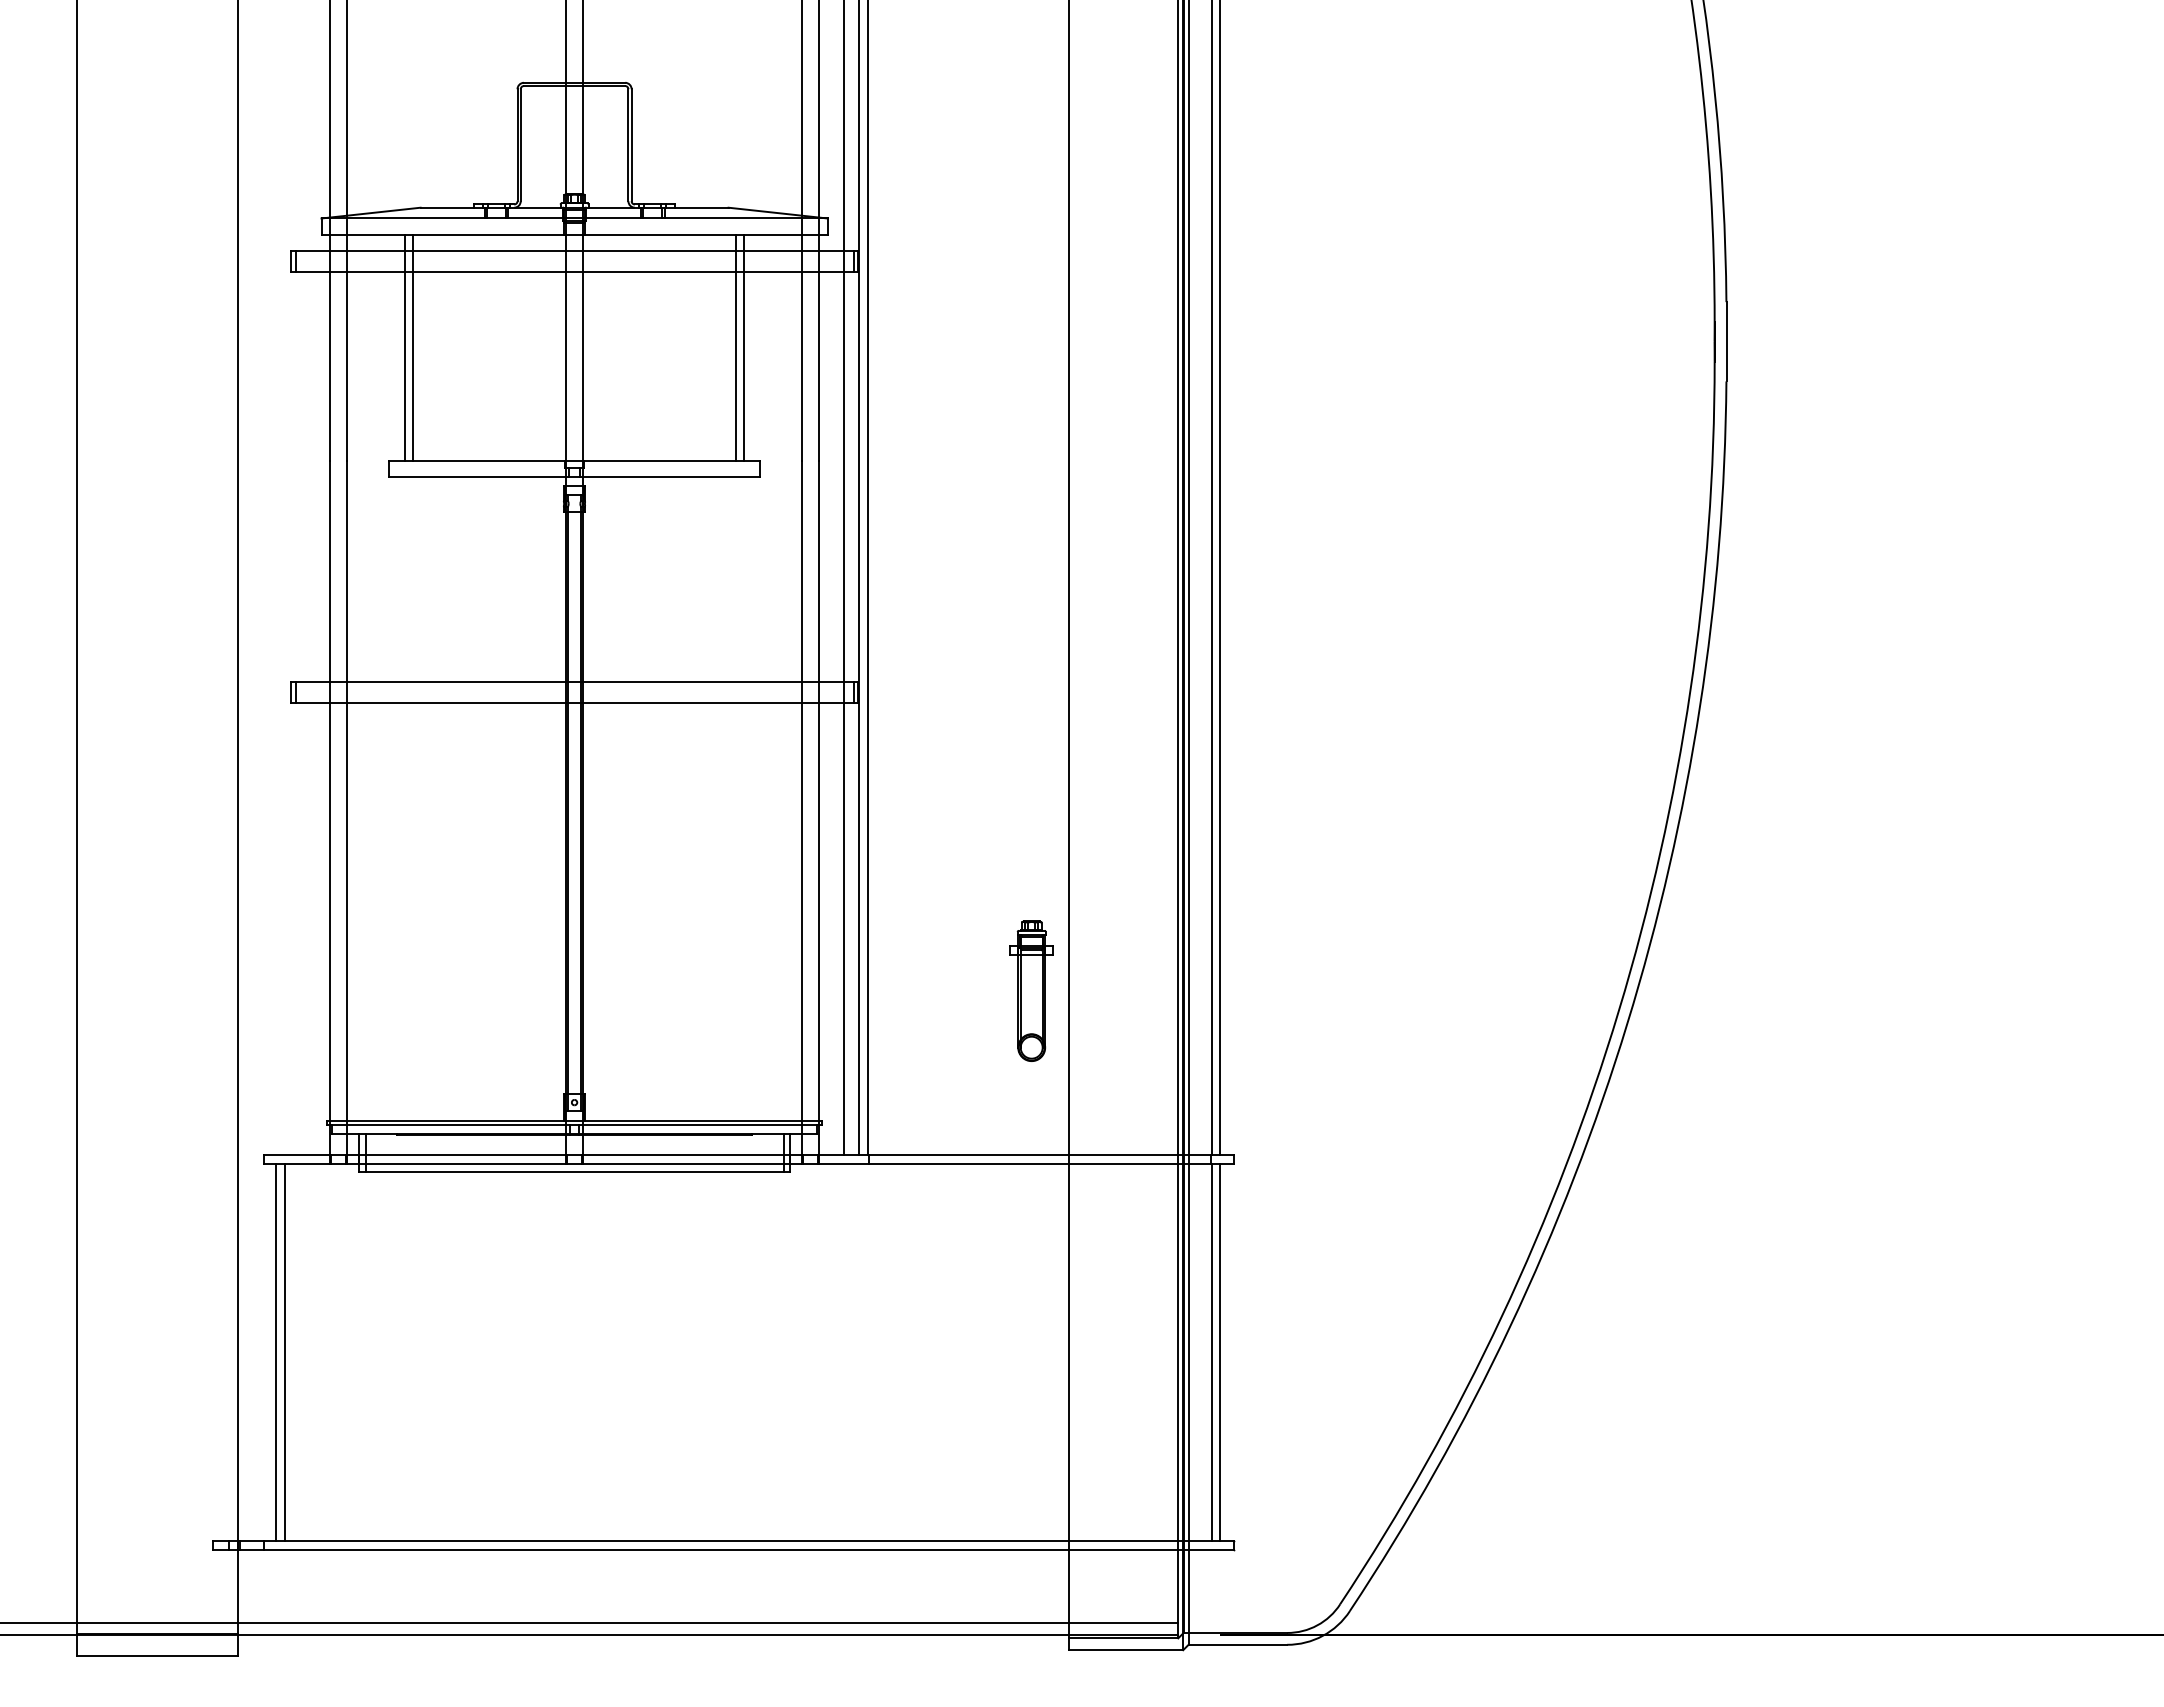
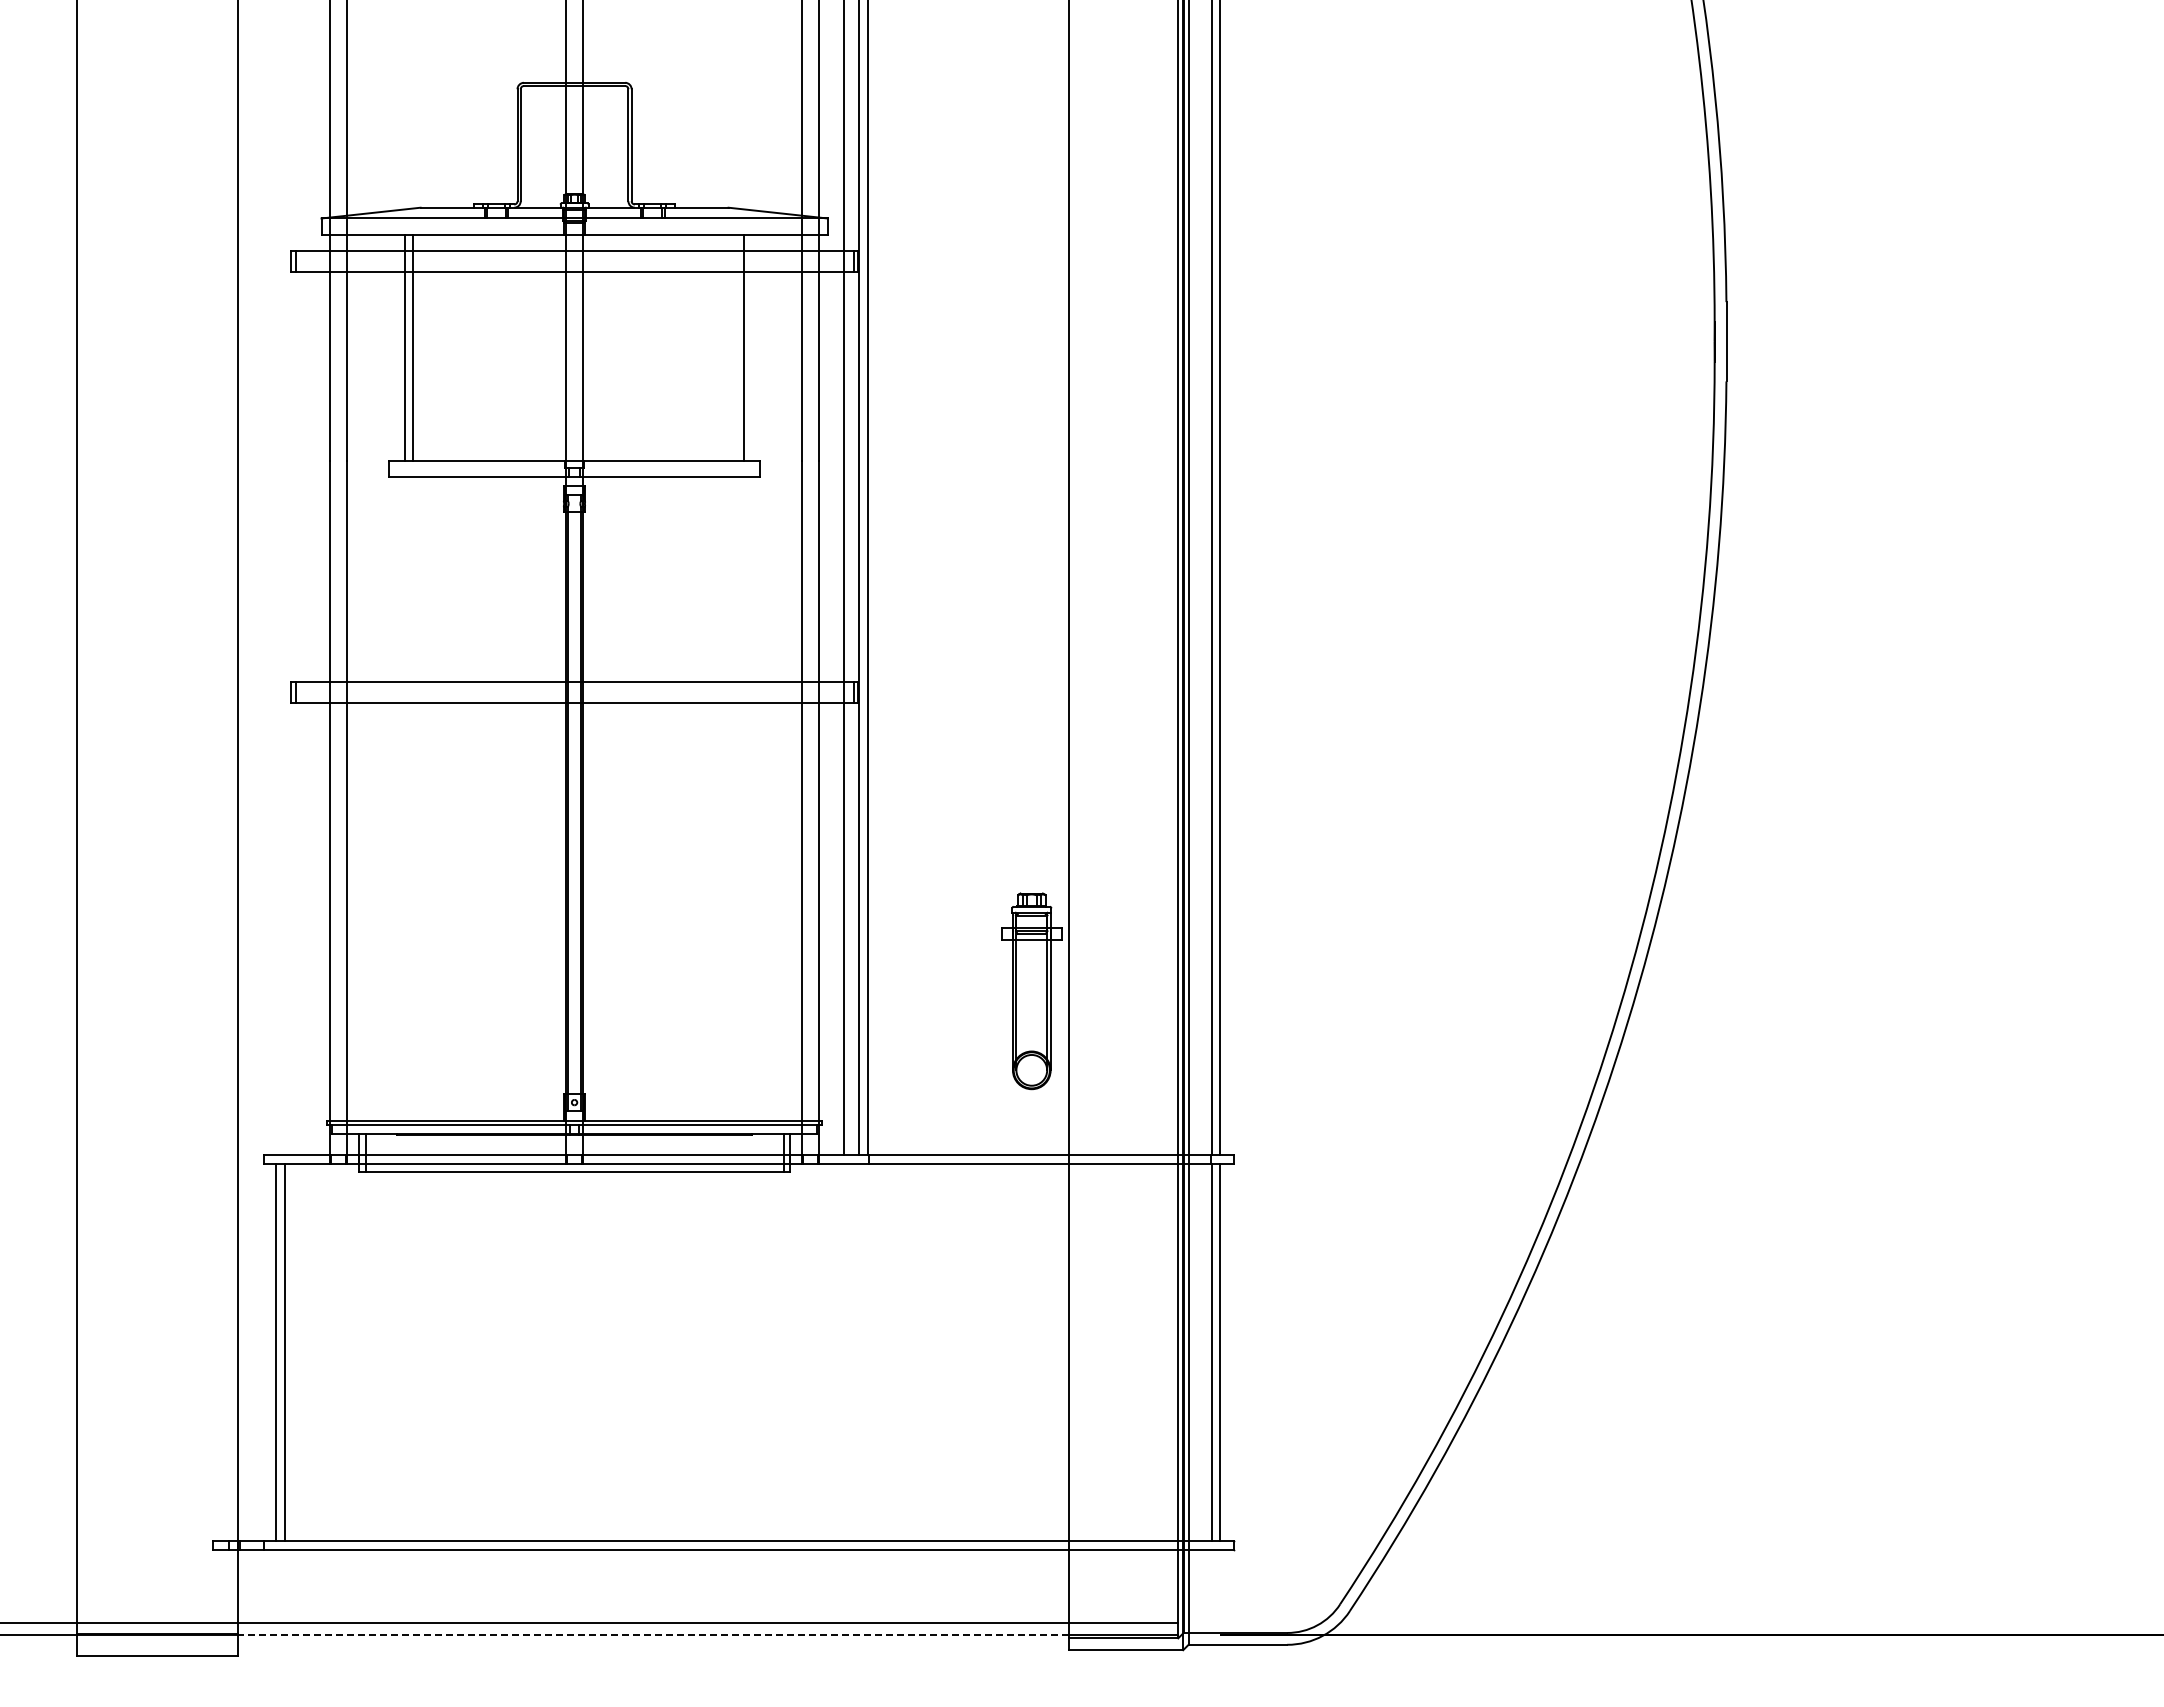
line: present -> none (735, 347)
part size: 45x142 px -> 62x199 px (1031, 991)
line: solid -> dashed (652, 1635)
